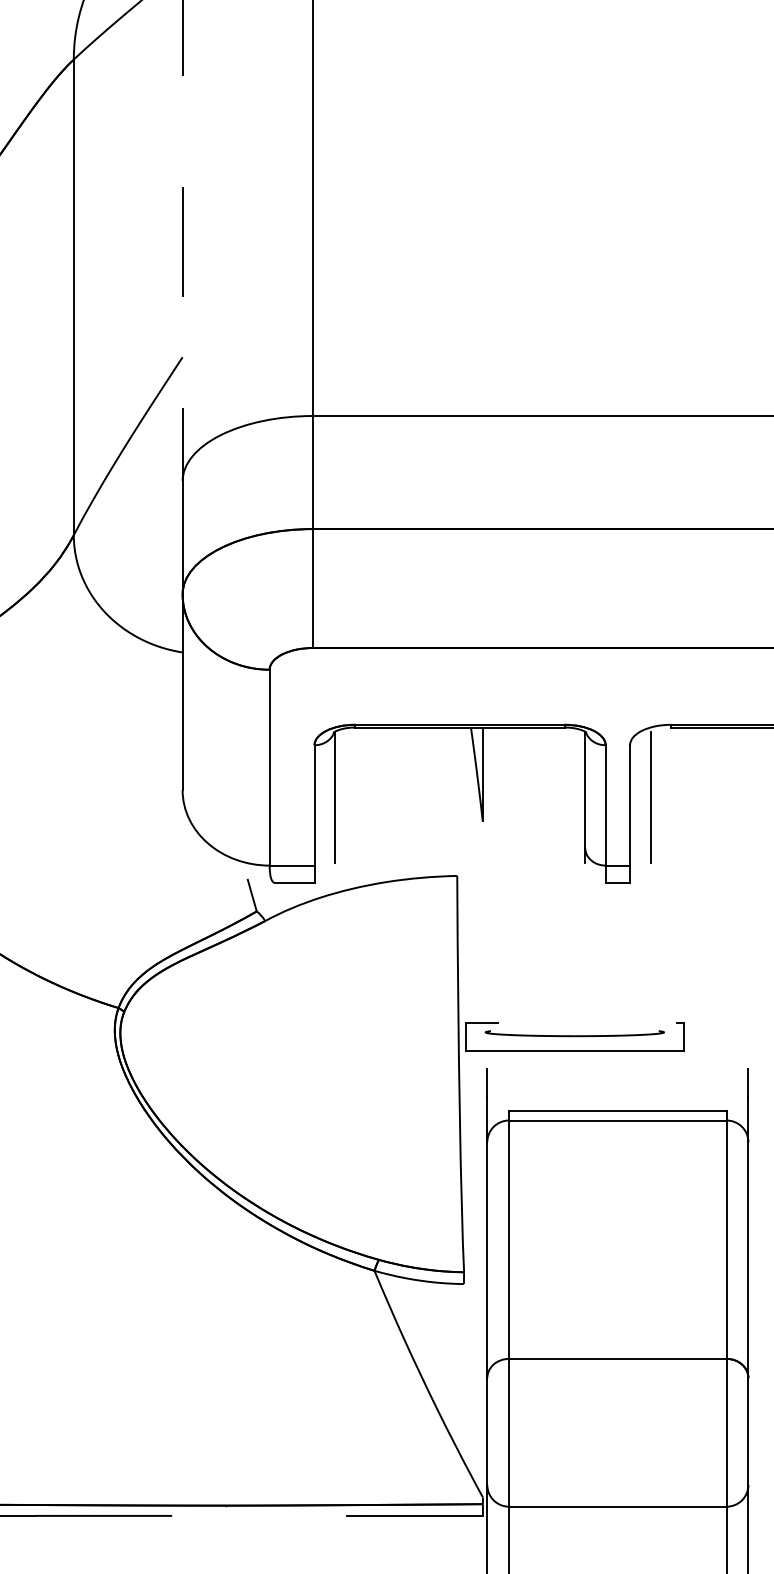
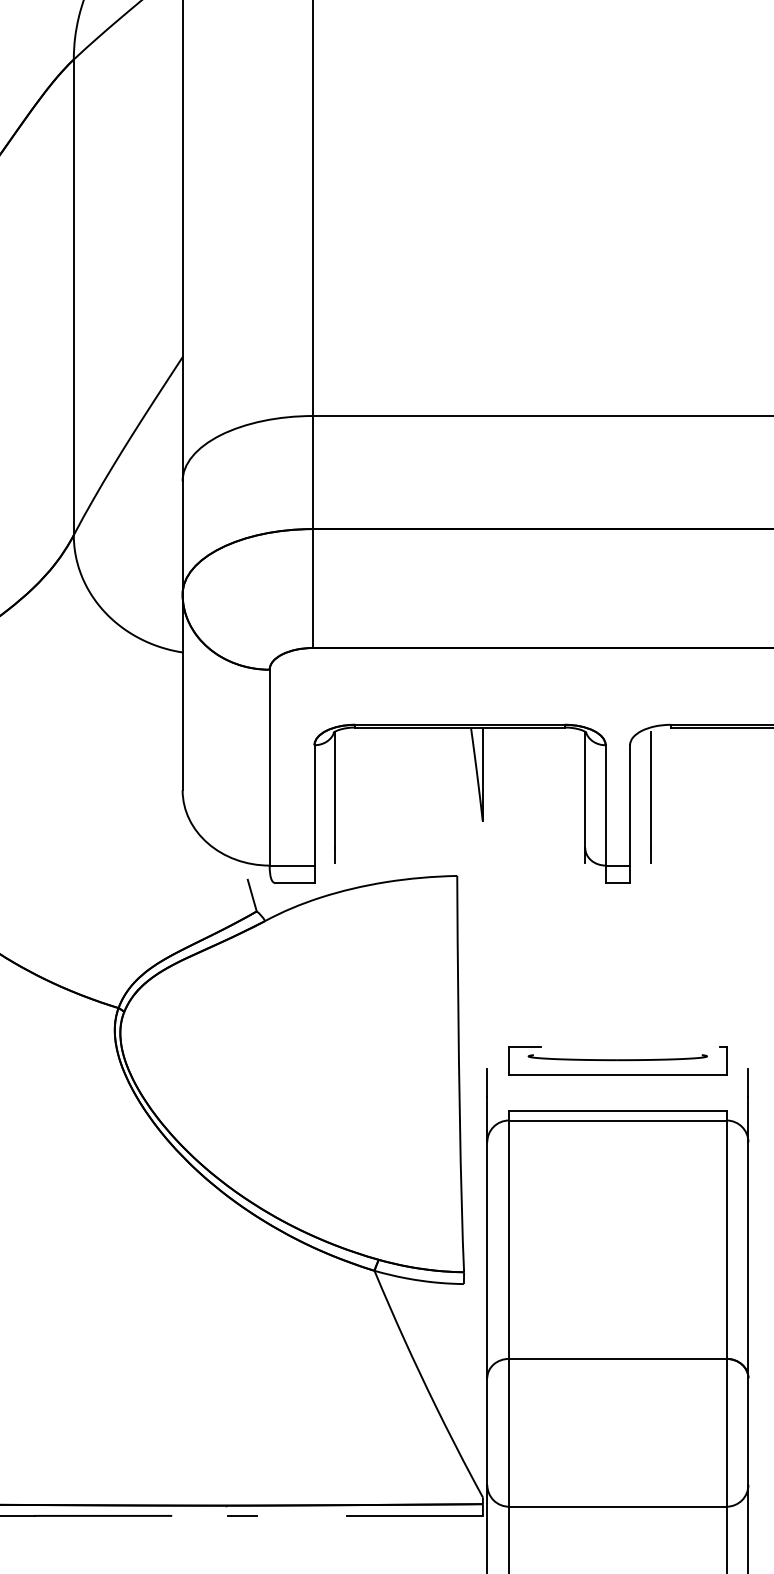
line: dashed -> solid (182, 241)
part position: (574, 1036) -> (617, 1060) (617, 1060)
line: none -> present (242, 1515)
